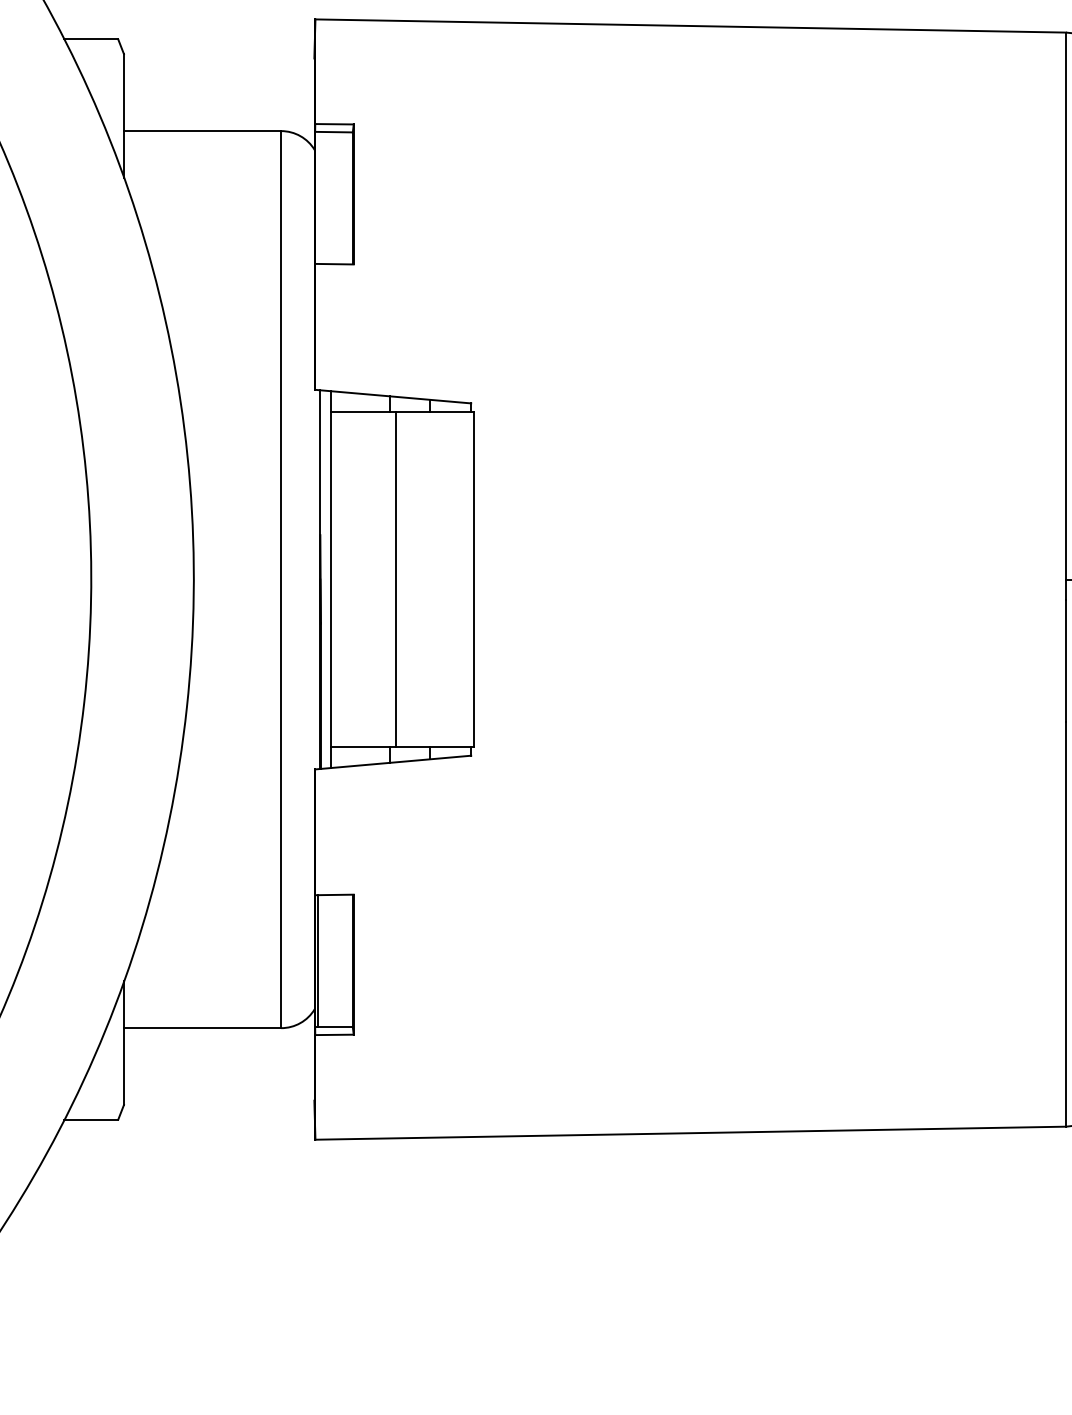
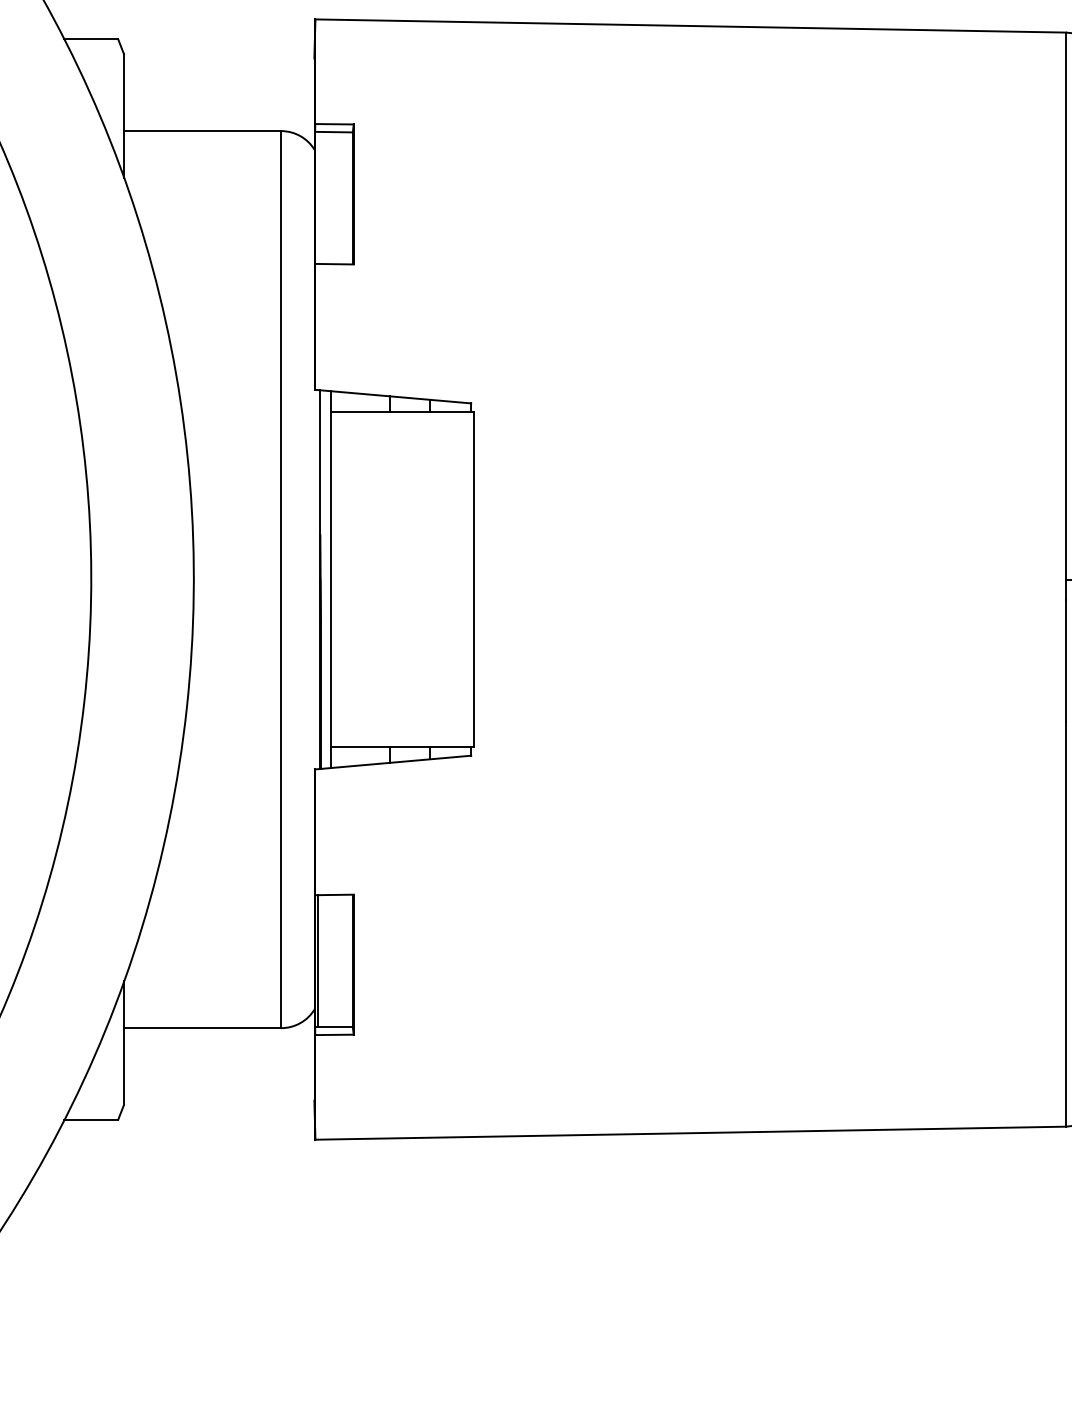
line: present -> none (396, 579)
